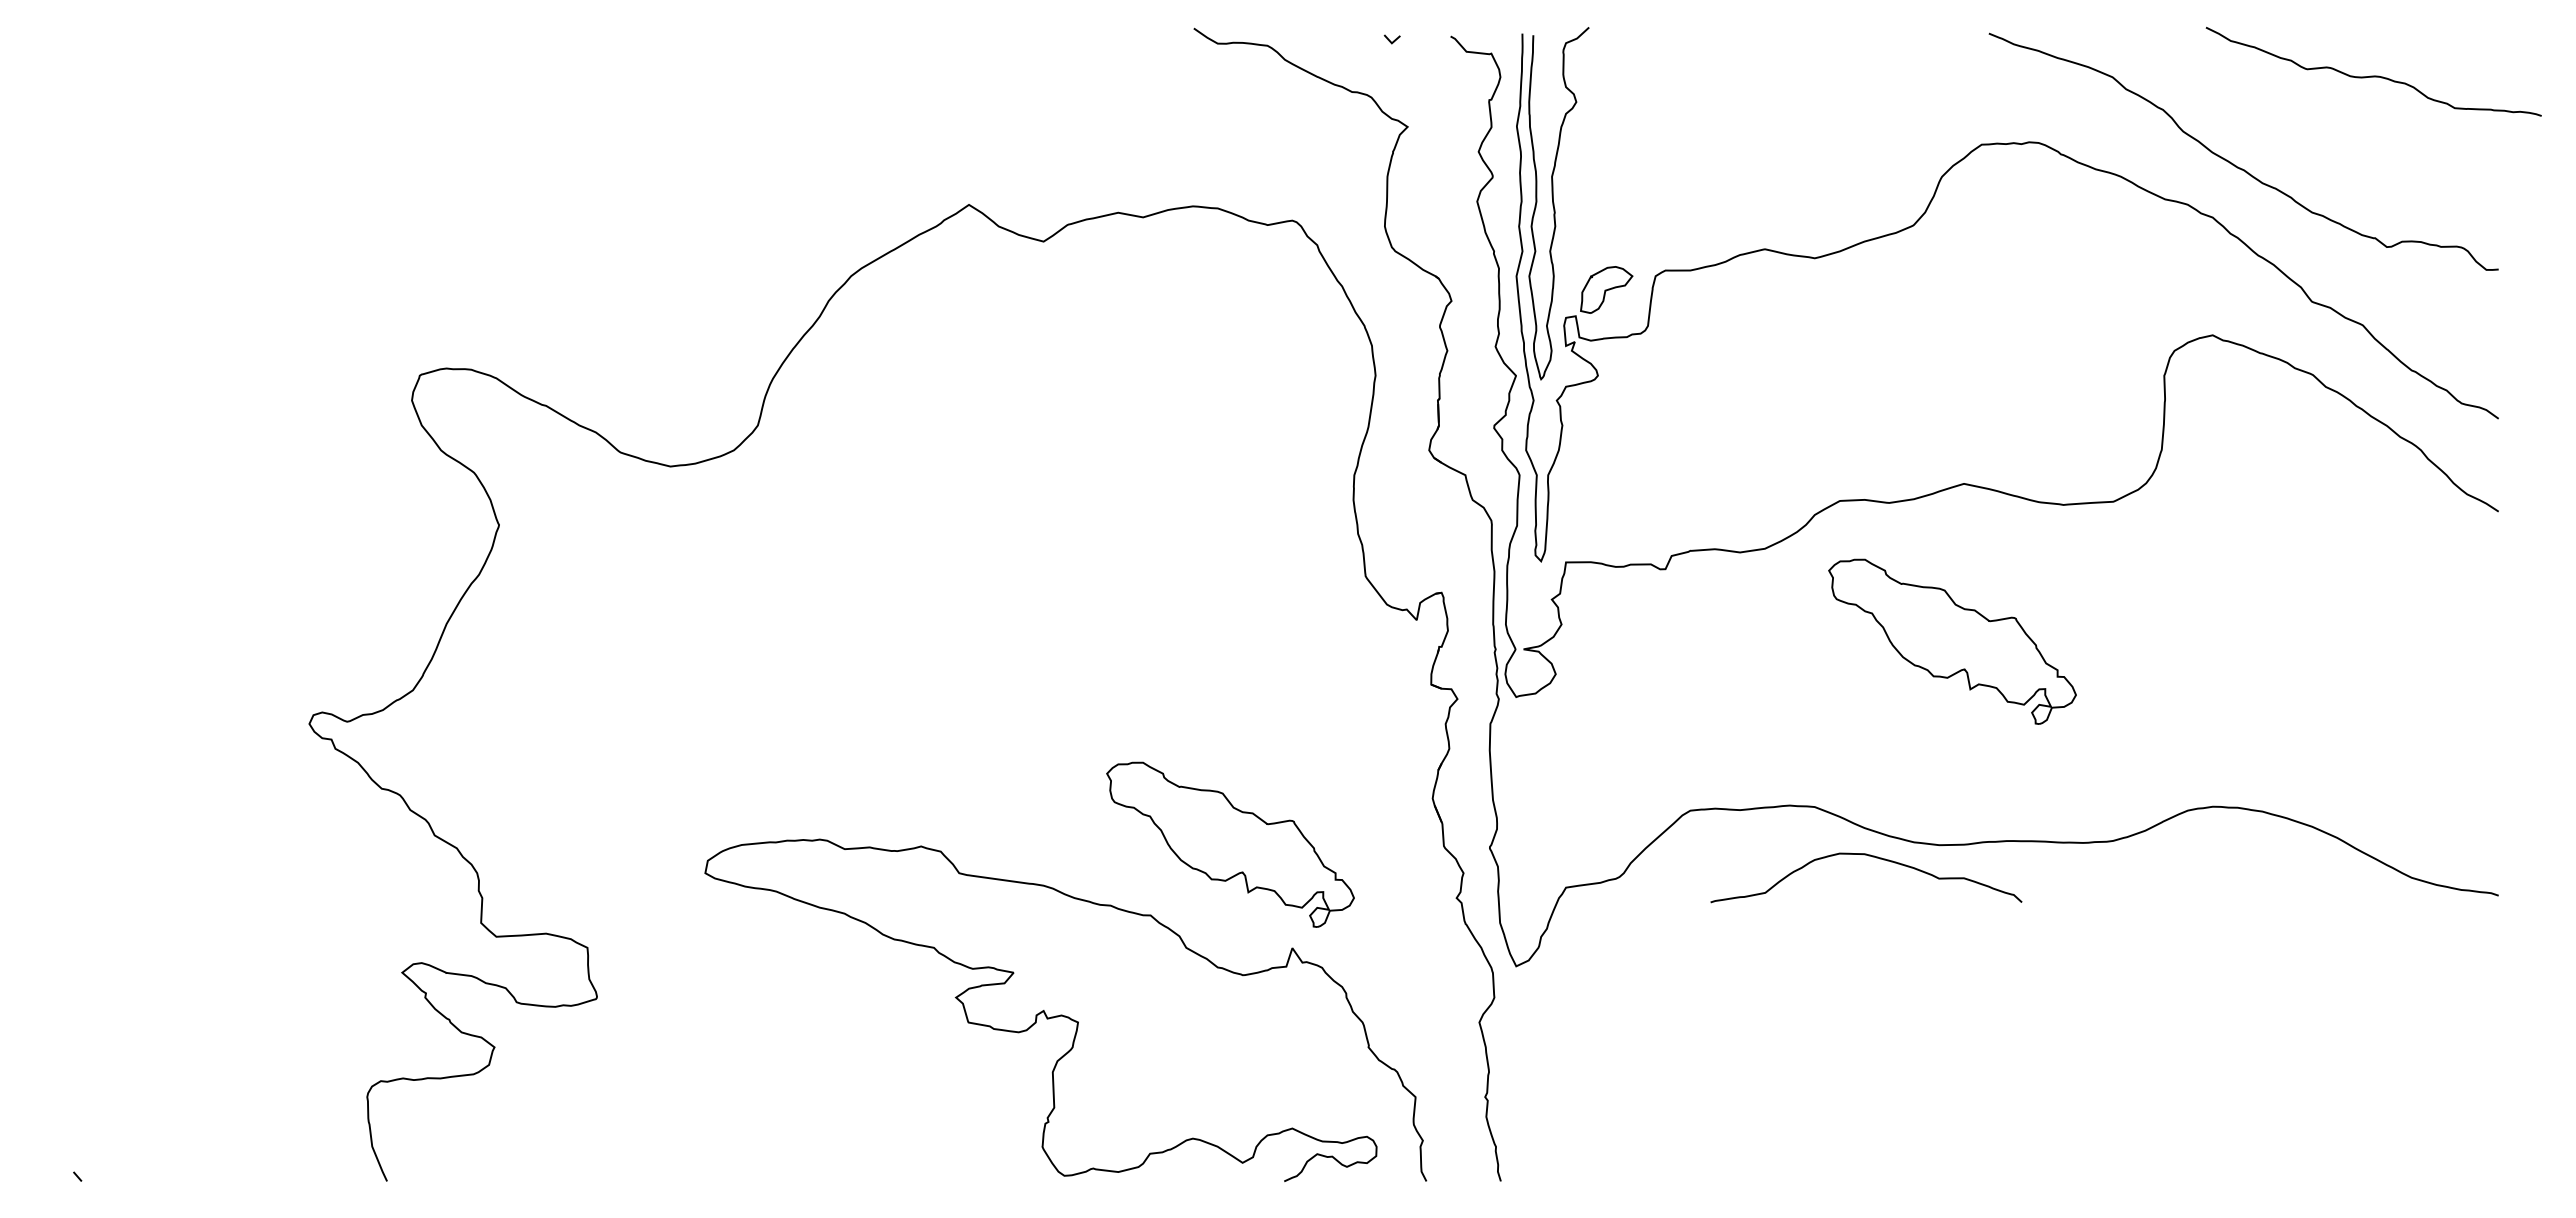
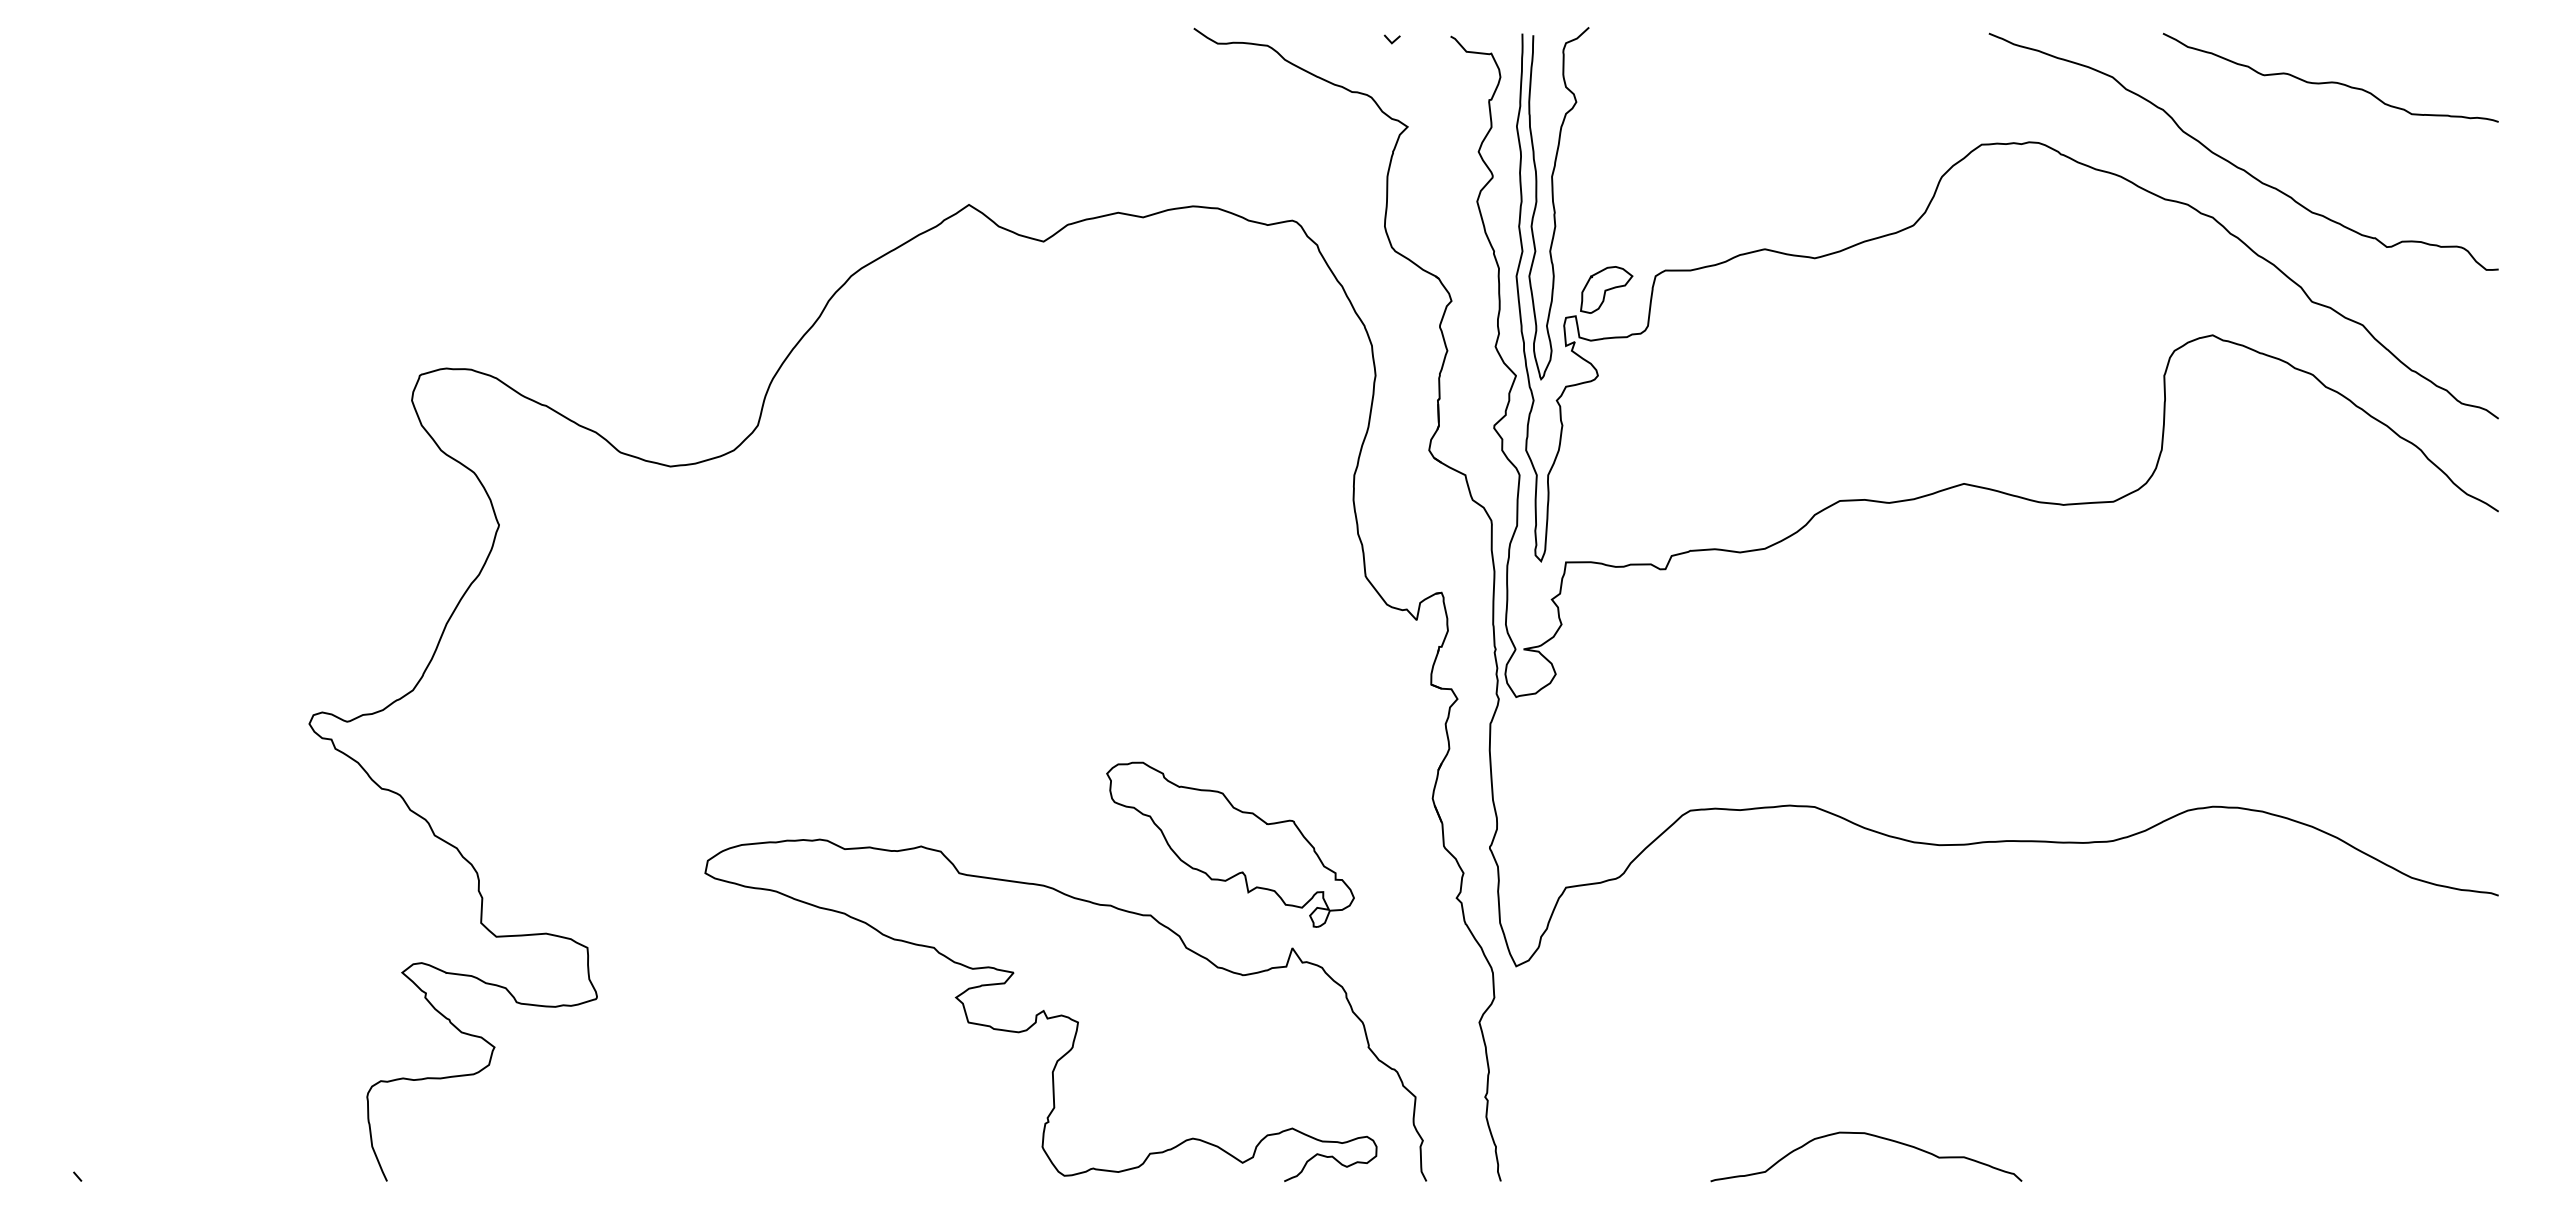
curve position: (2373, 75) -> (2330, 81) (2330, 81)
part: present -> none (1952, 641)
curve position: (1872, 857) -> (1872, 1136) (1872, 1136)
